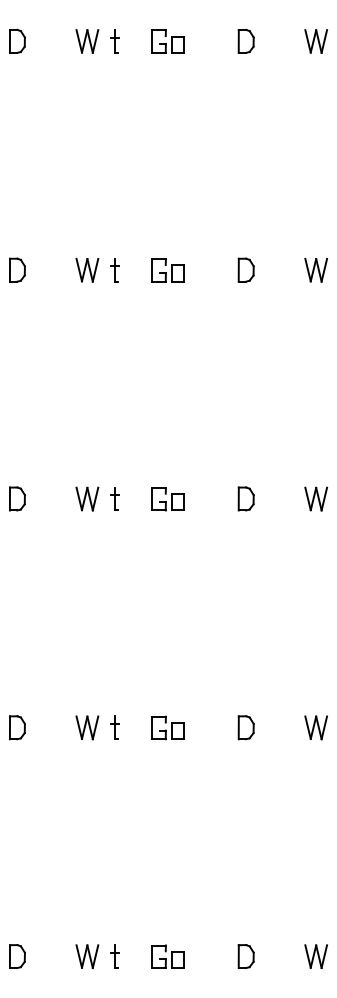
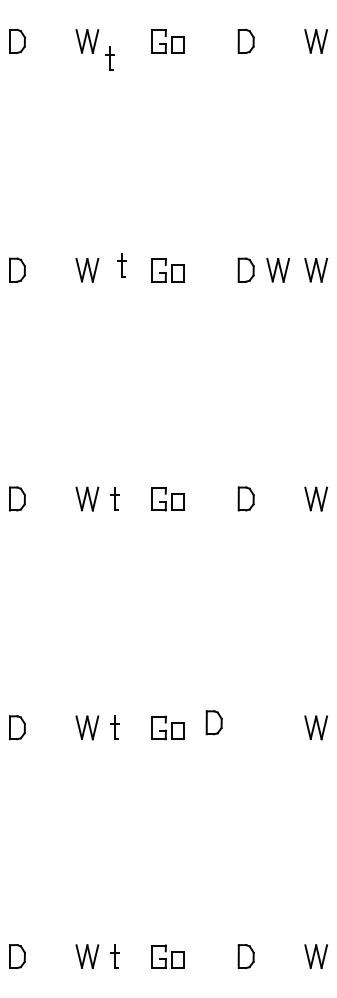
part position: (114, 41) -> (109, 58) (109, 58)
part position: (114, 270) -> (121, 265) (121, 265)
part: none -> present (277, 270)
part position: (245, 727) -> (213, 722) (213, 722)
